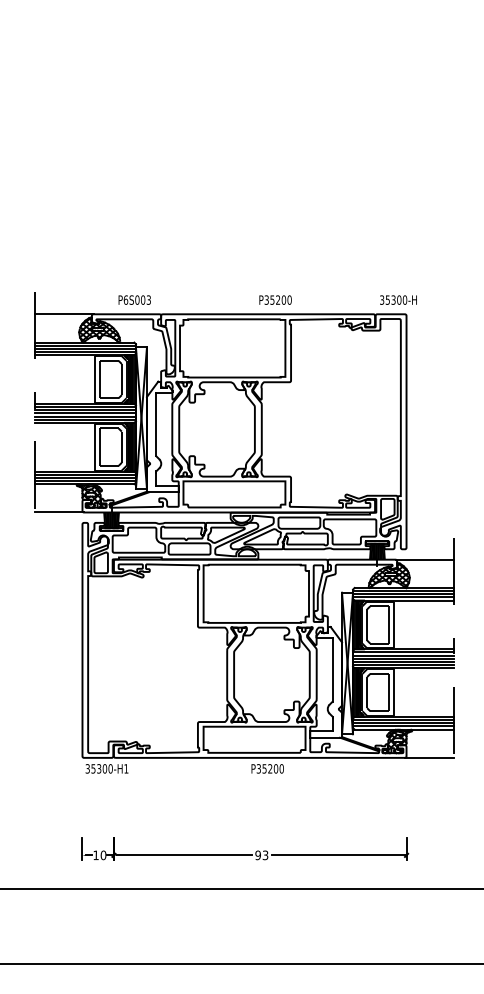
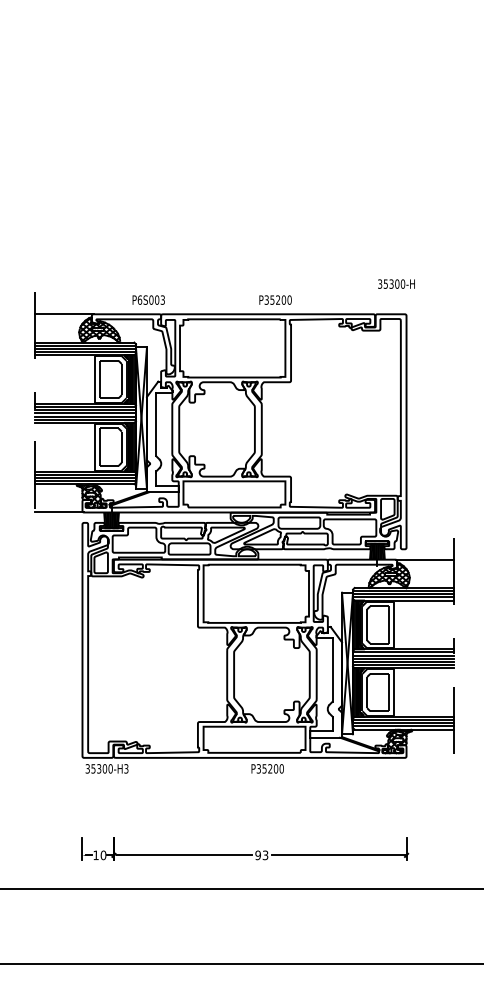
text position: (134, 299) -> (148, 299) (148, 299)
text position: (398, 299) -> (396, 283) (396, 283)
line: present -> none (428, 757)
text: 35300-H1 -> 35300-H3 (126, 768)
